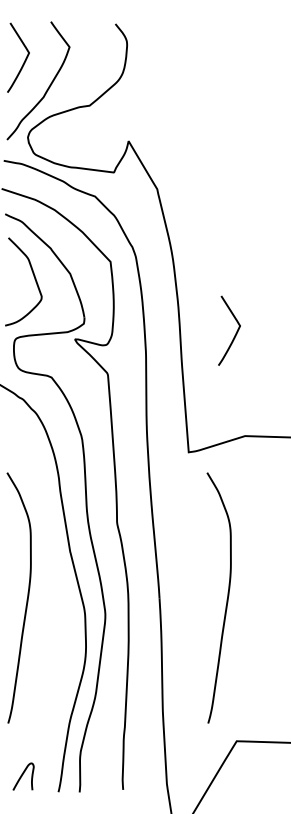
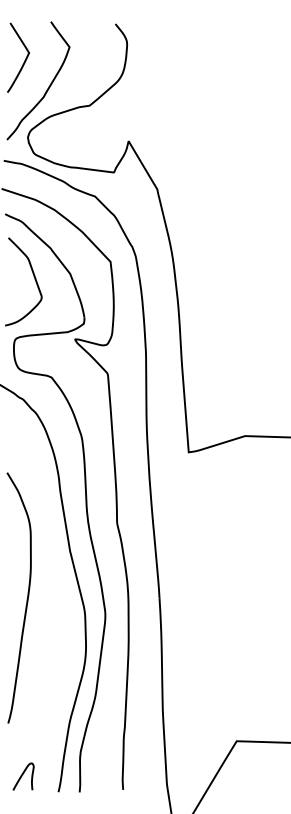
curve: present -> none (235, 333)
curve: present -> none (226, 599)
